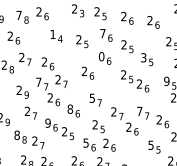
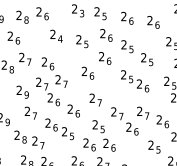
text: 7 -> 2 (18, 15)
text: 1 -> 2 (52, 33)
text: 7 -> 2 (102, 33)
text: 0 -> 2 (101, 56)
text: 3 -> 2 (143, 57)
text: 7 -> 2 (38, 81)
text: 9 -> 2 (166, 81)
text: 5 -> 2 (91, 97)
text: 8 -> 2 (70, 108)
text: 7 -> 2 (139, 110)
text: 9 -> 2 (47, 122)
text: 8 -> 2 (16, 134)
text: 5 -> 2 (85, 142)
text: 5 -> 2 (150, 144)
